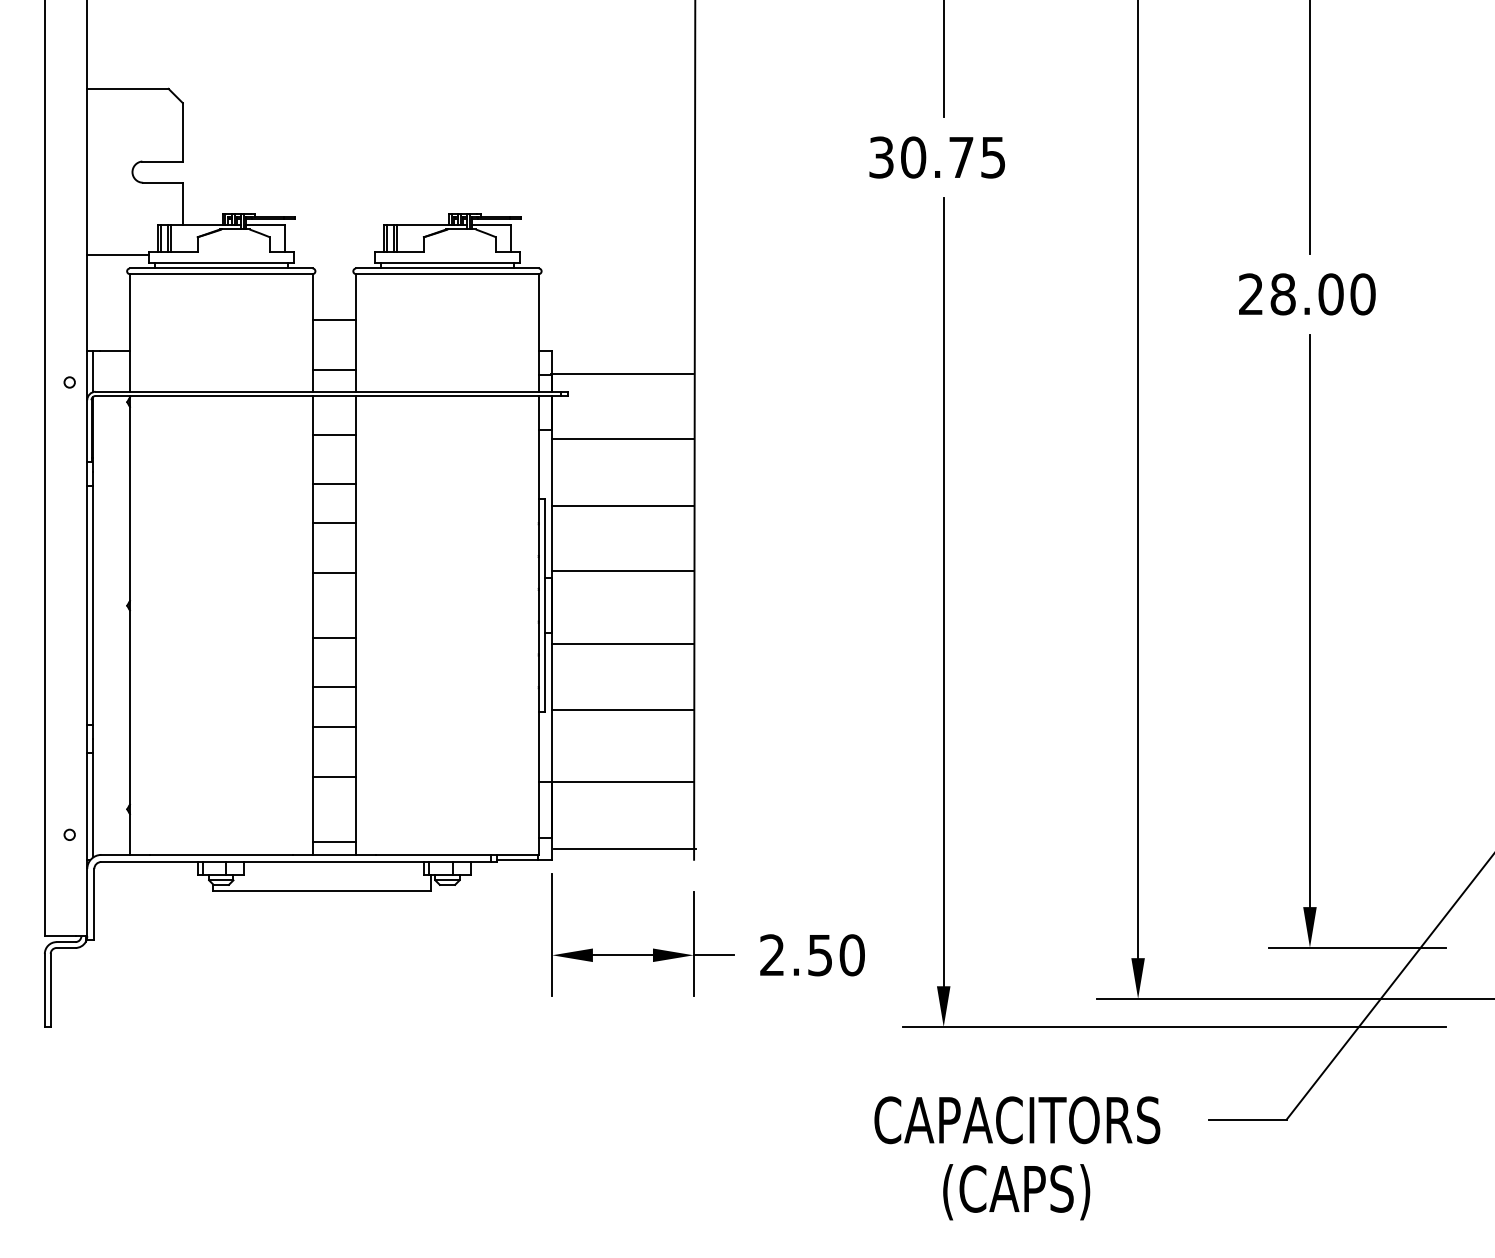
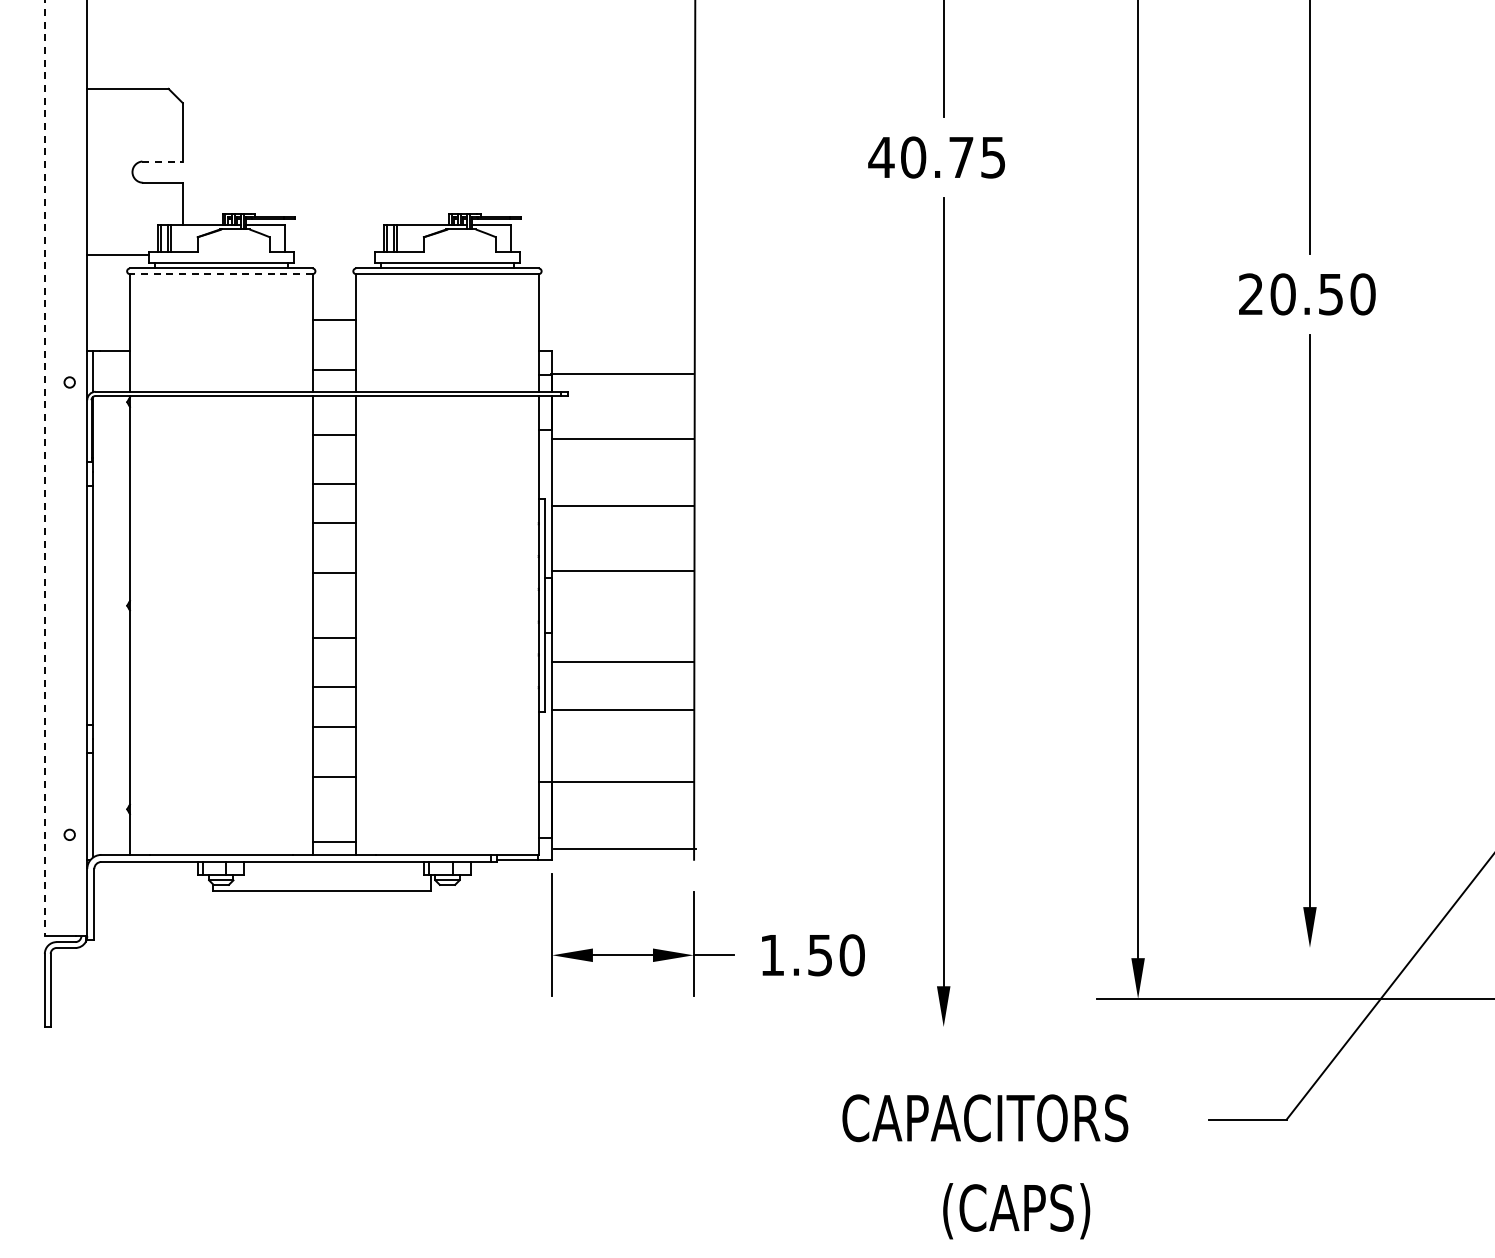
text: 30.75 -> 40.75 (881, 157)
line: solid -> dashed (163, 161)
line: solid -> dashed (220, 274)
text: 28.00 -> 20.50 (1306, 294)
line: solid -> dashed (44, 468)
line position: (623, 644) -> (623, 662) (623, 662)
line: present -> none (1357, 947)
text: 2.50 -> 1.50 (771, 954)
line: present -> none (1173, 1027)
text position: (1017, 1120) -> (985, 1118) (985, 1118)
text position: (1016, 1192) -> (1016, 1211) (1016, 1211)
